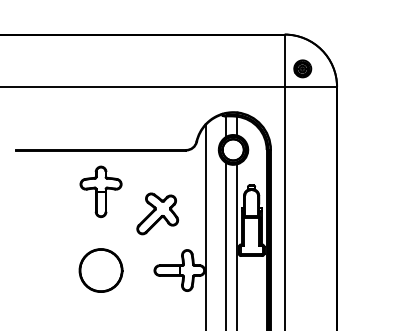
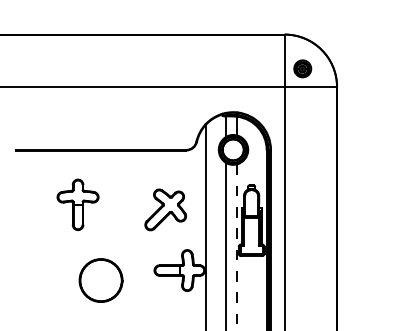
part position: (100, 191) -> (77, 204) (77, 204)
part position: (157, 213) -> (165, 209) (165, 209)
line: solid -> dashed (237, 248)
part position: (100, 270) -> (100, 280) (100, 280)
